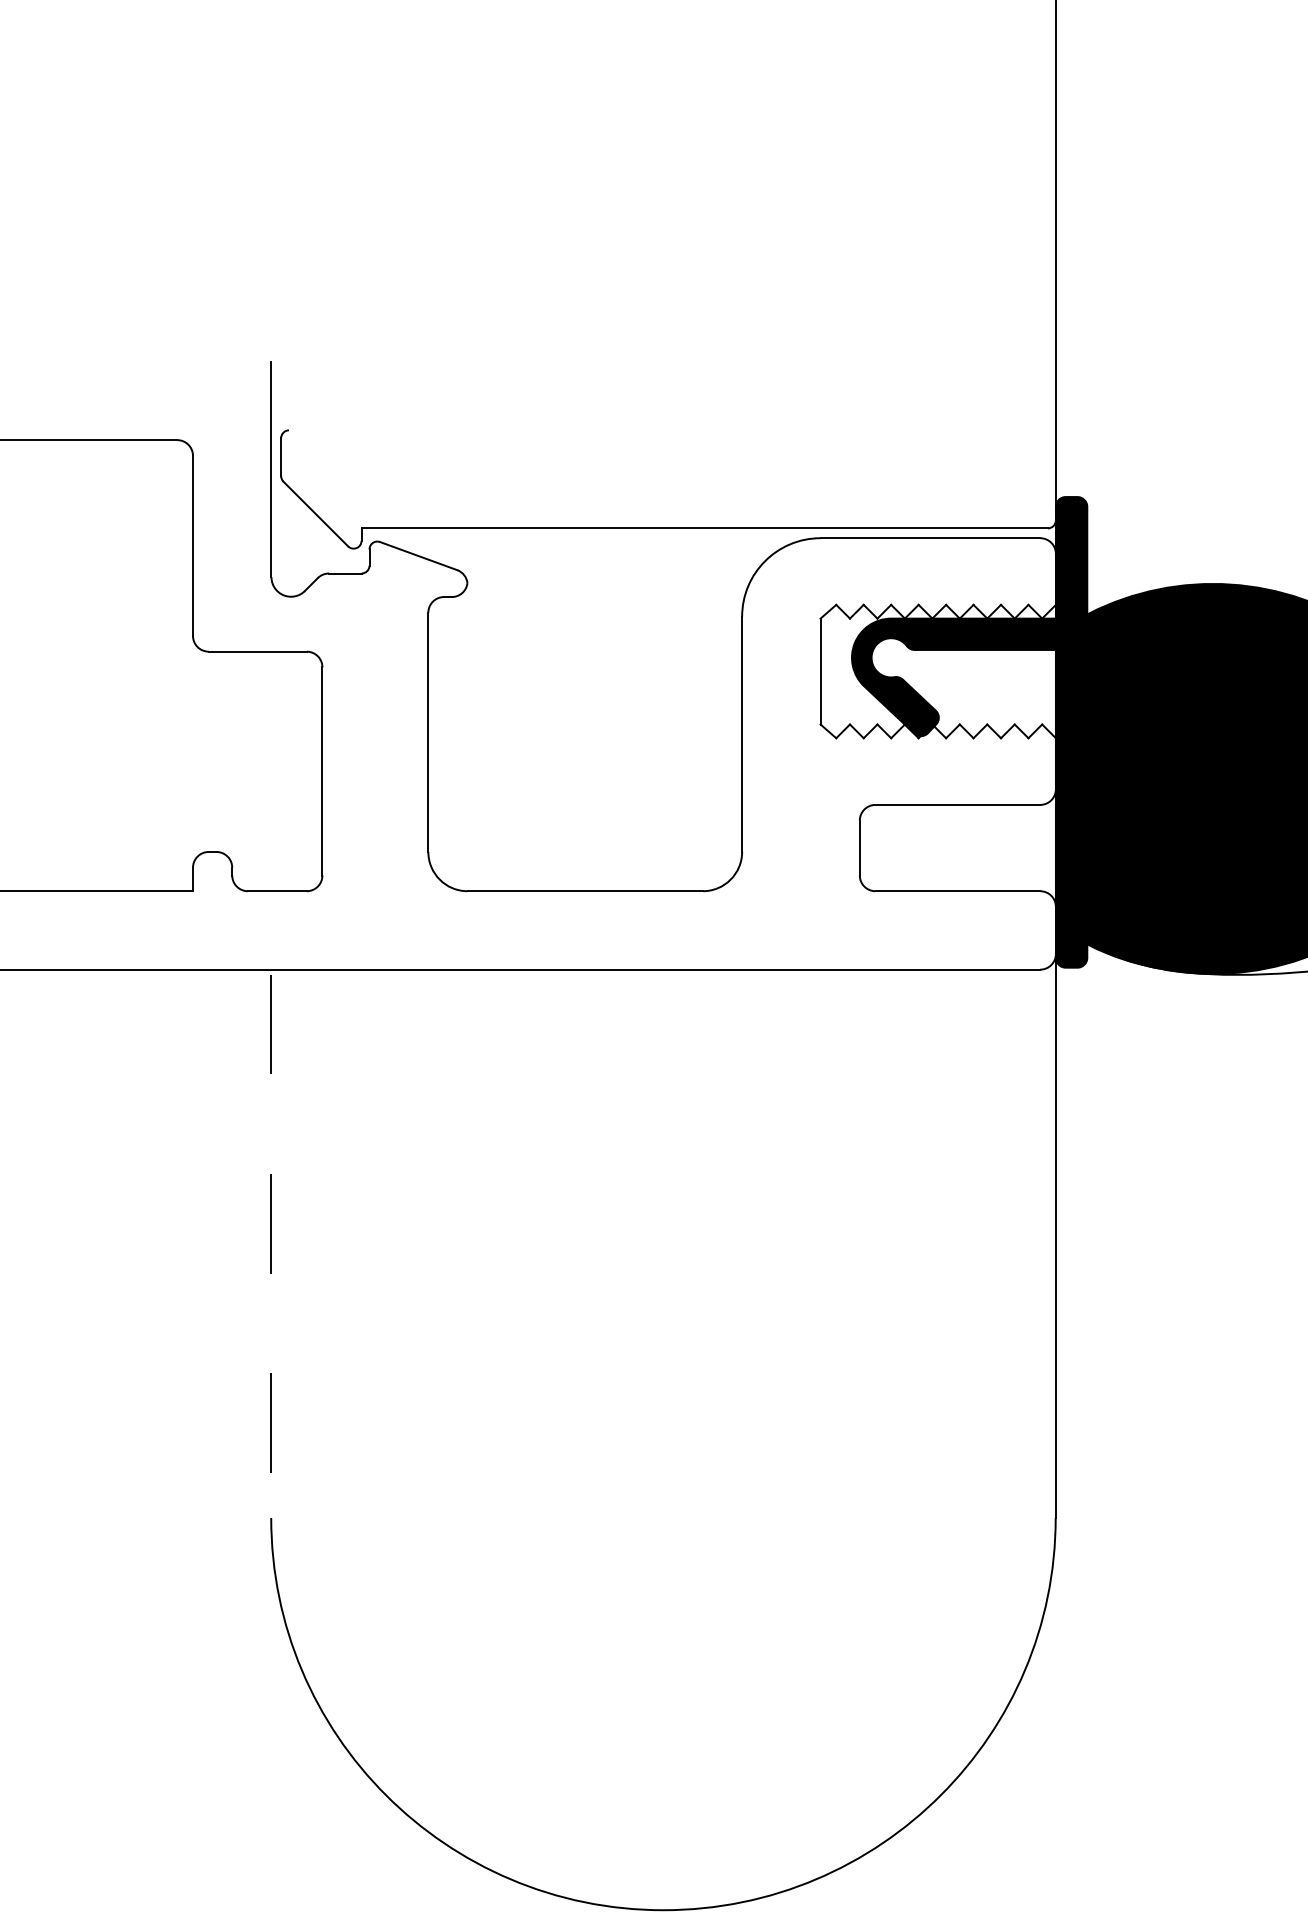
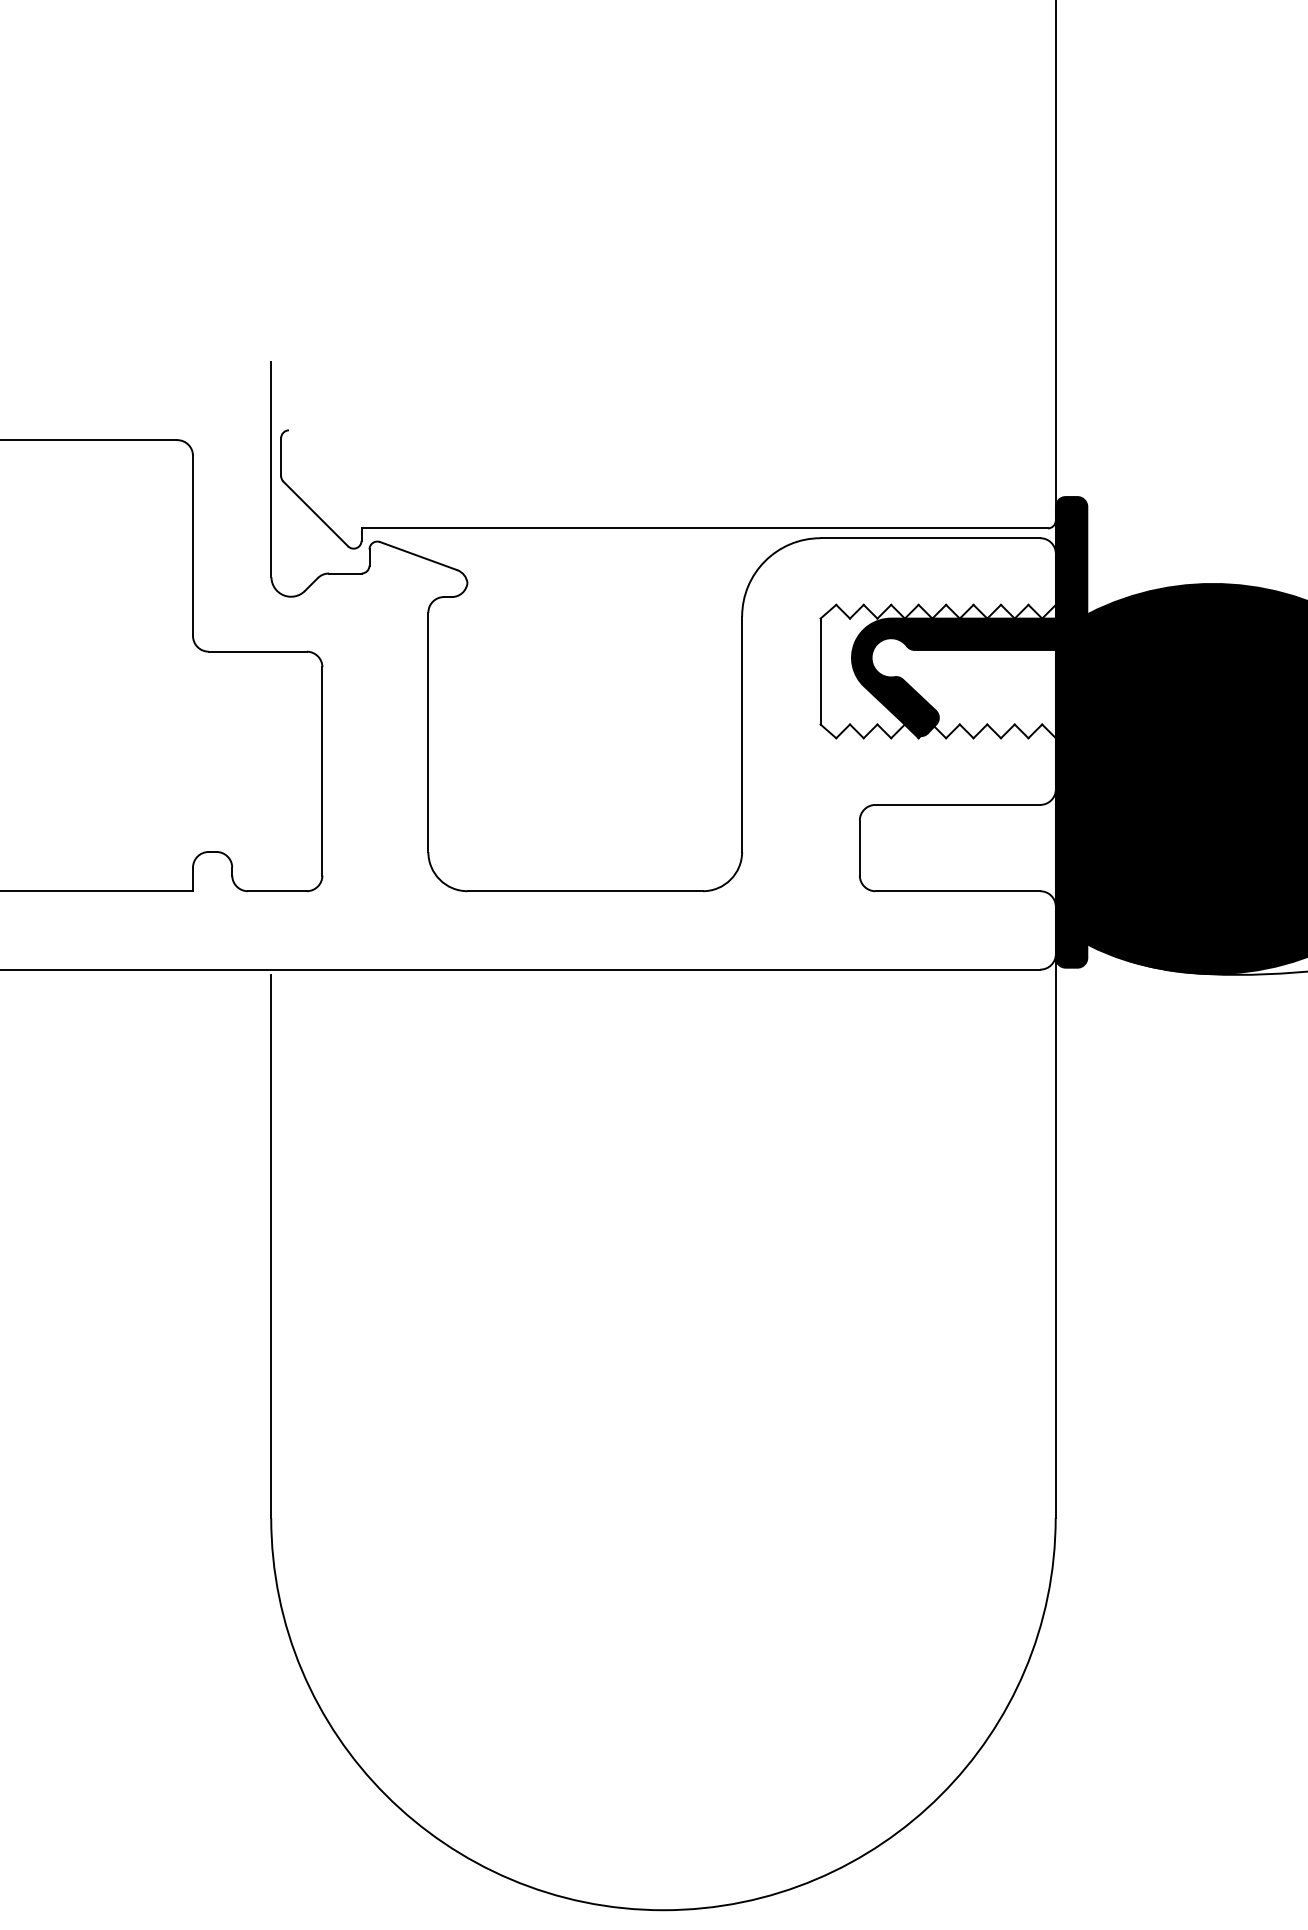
line: dashed -> solid (271, 1246)
